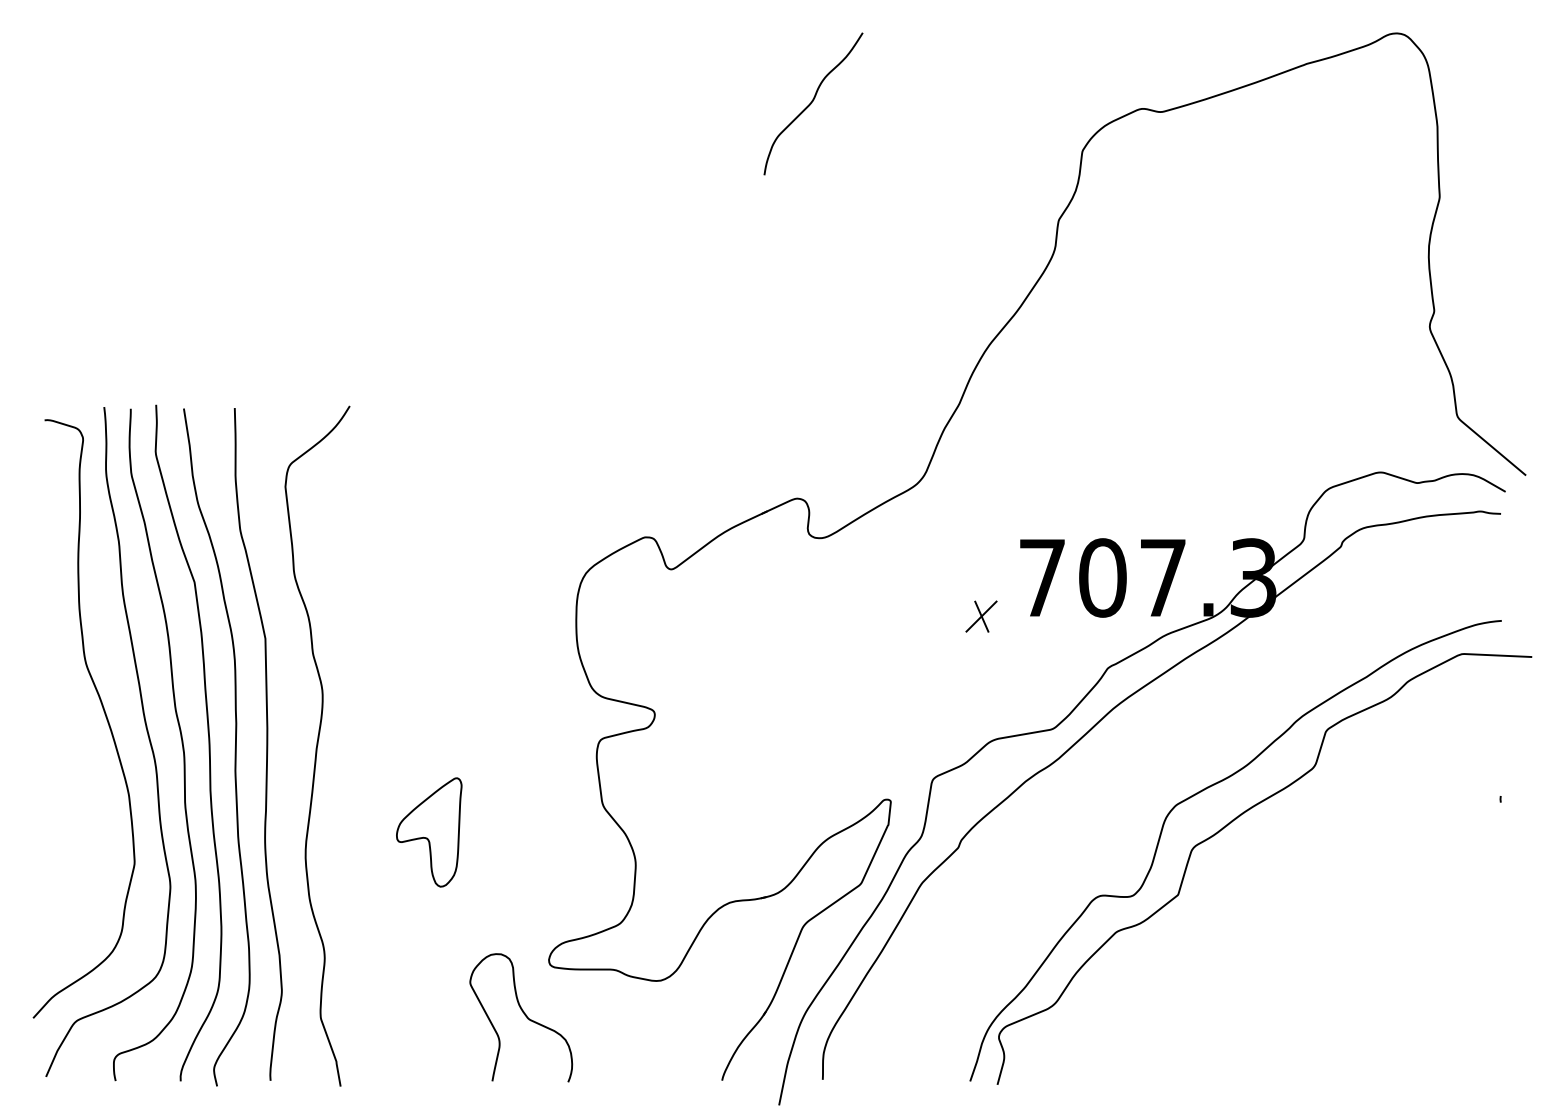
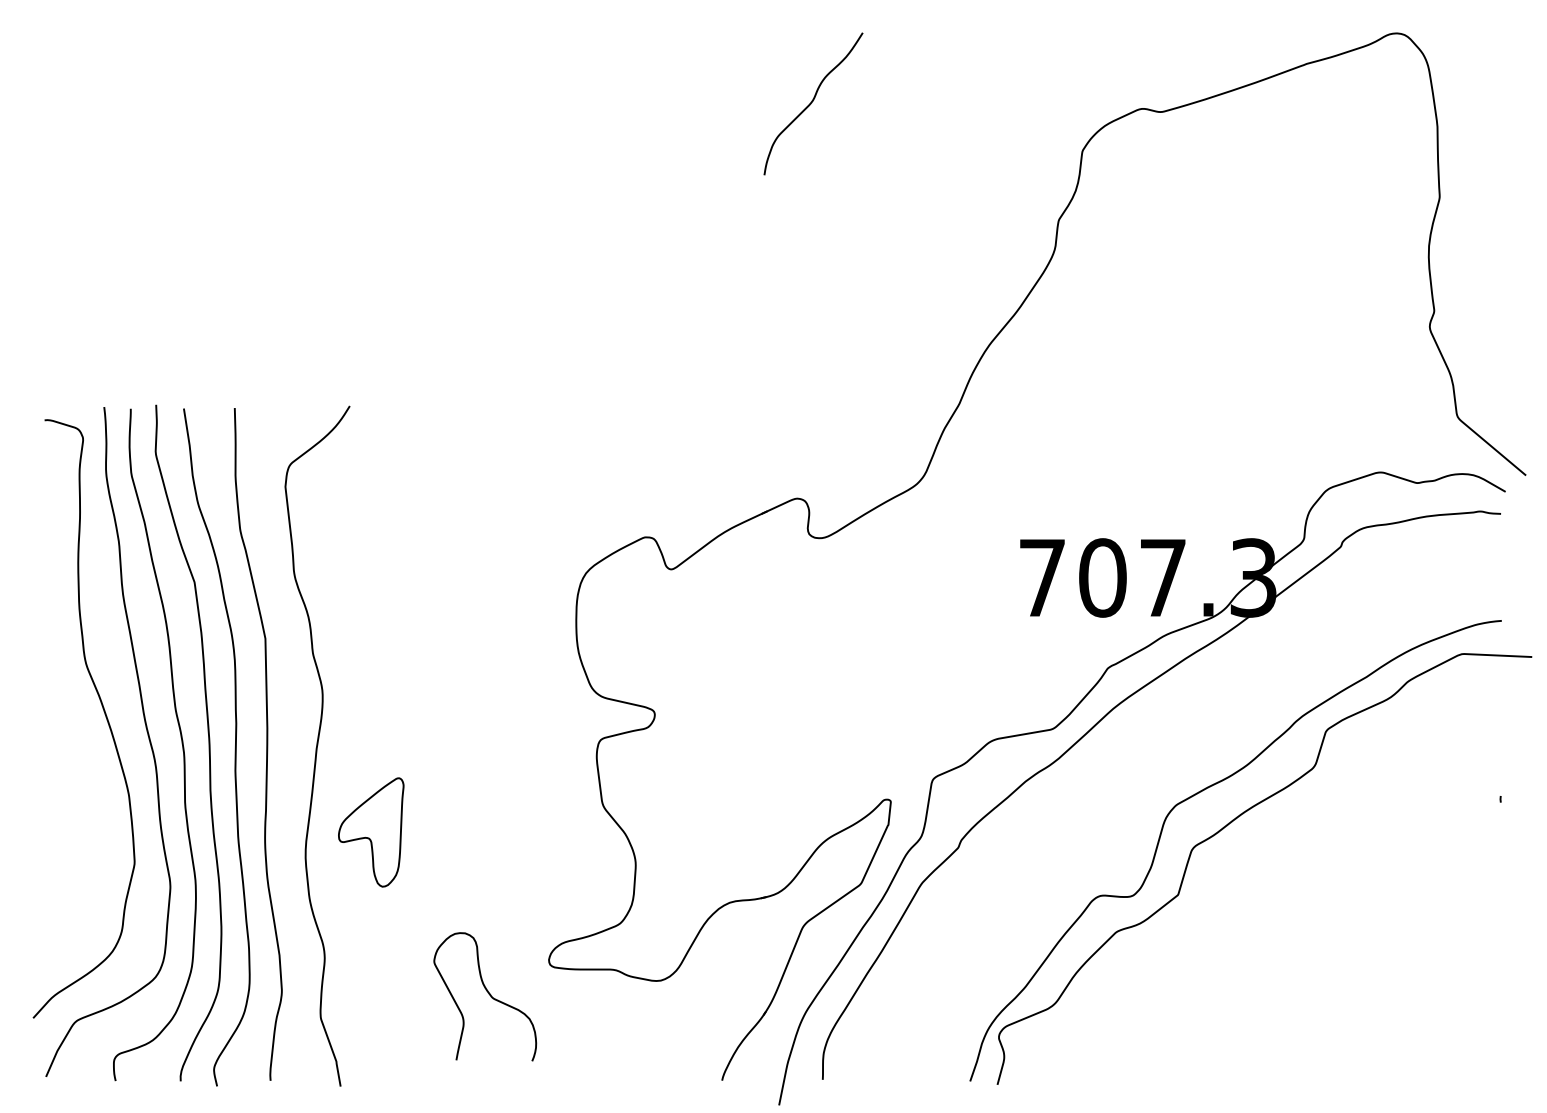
part: present -> none (981, 616)
part position: (429, 832) -> (371, 832) (371, 832)
curve position: (524, 1015) -> (488, 994) (488, 994)
